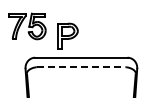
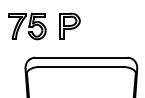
part position: (67, 35) -> (69, 25) (69, 25)
line: dashed -> solid (81, 67)
